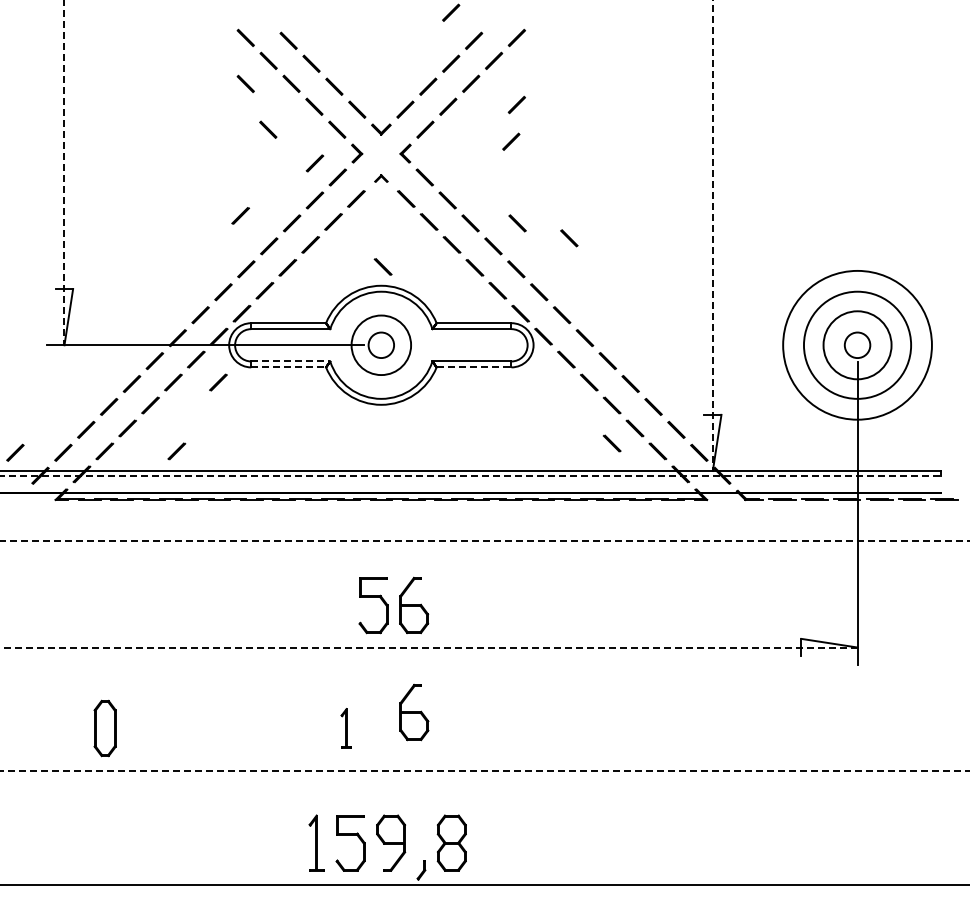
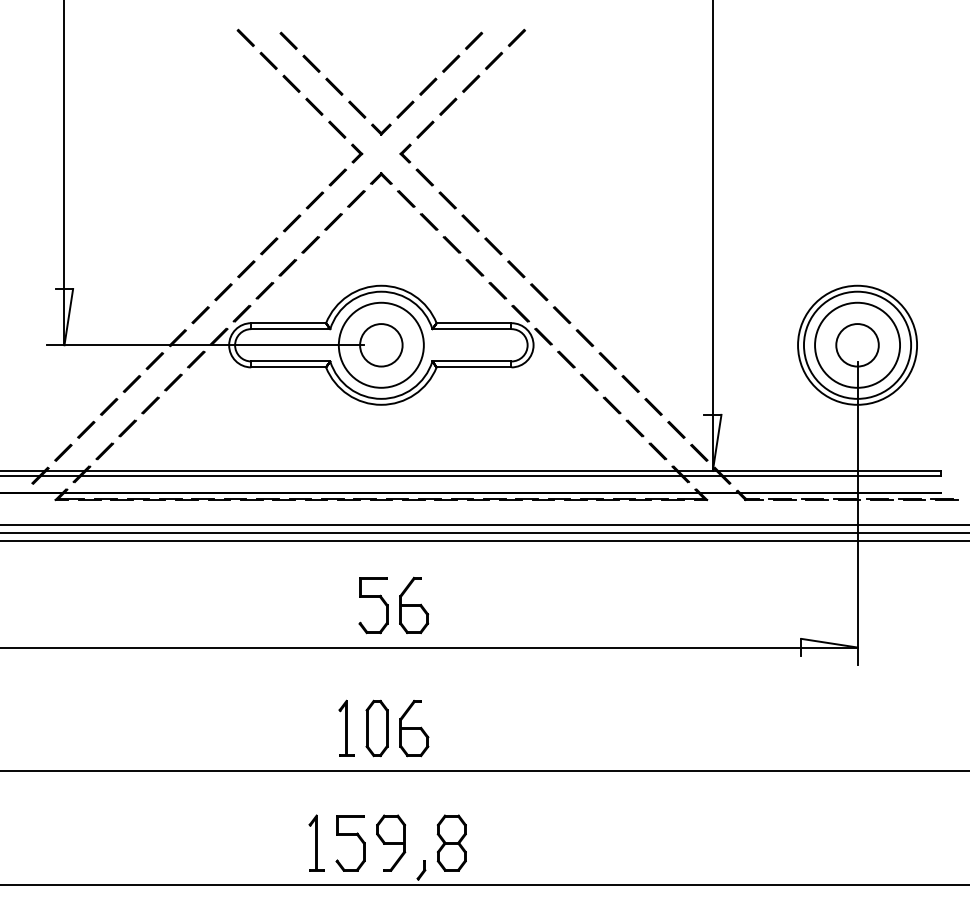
line: present -> none (451, 12)
line: present -> none (245, 83)
line: present -> none (516, 104)
line: present -> none (268, 129)
line: present -> none (511, 141)
line: present -> none (314, 163)
line: dashed -> solid (64, 173)
part size: 15x9 px -> 23x13 px (381, 178)
line: present -> none (240, 215)
line: present -> none (517, 223)
line: dashed -> solid (712, 236)
line: present -> none (569, 238)
line: present -> none (382, 266)
circle diameter: 149 px -> 119 px (857, 344)
circle diameter: 26 px -> 43 px (381, 345)
circle diameter: 60 px -> 85 px (380, 344)
circle diameter: 26 px -> 43 px (857, 345)
circle diameter: 68 px -> 85 px (857, 344)
line: dashed -> solid (290, 361)
line: dashed -> solid (289, 367)
line: dashed -> solid (474, 367)
line: present -> none (218, 382)
line: present -> none (612, 443)
line: present -> none (176, 451)
line: present -> none (15, 452)
line: dashed -> solid (471, 476)
line: none -> present (484, 524)
line: none -> present (484, 533)
line: dashed -> solid (485, 540)
line: dashed -> solid (428, 647)
part position: (414, 712) -> (414, 728) (414, 728)
part position: (104, 728) -> (376, 728) (376, 728)
part size: 12x41 px -> 17x58 px (346, 727)
line: dashed -> solid (485, 770)
